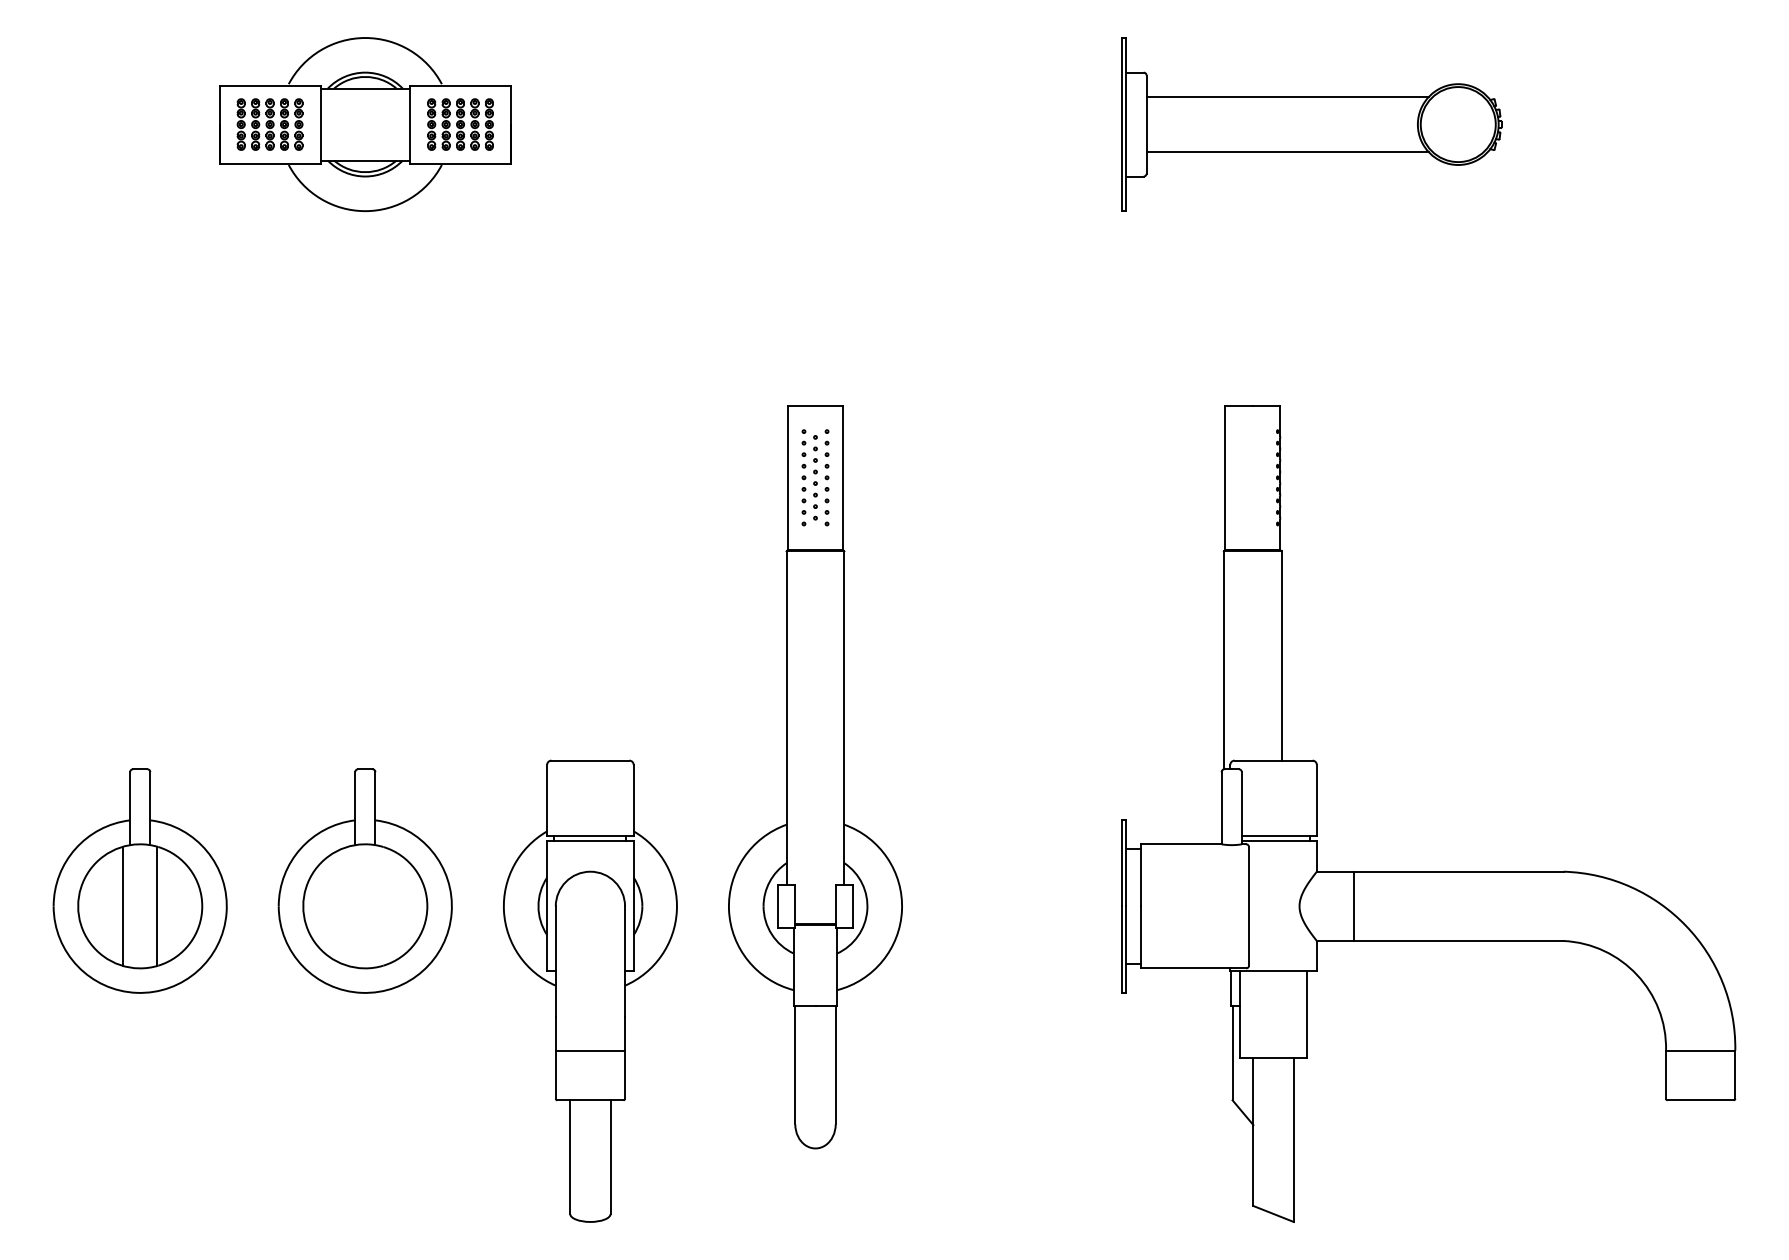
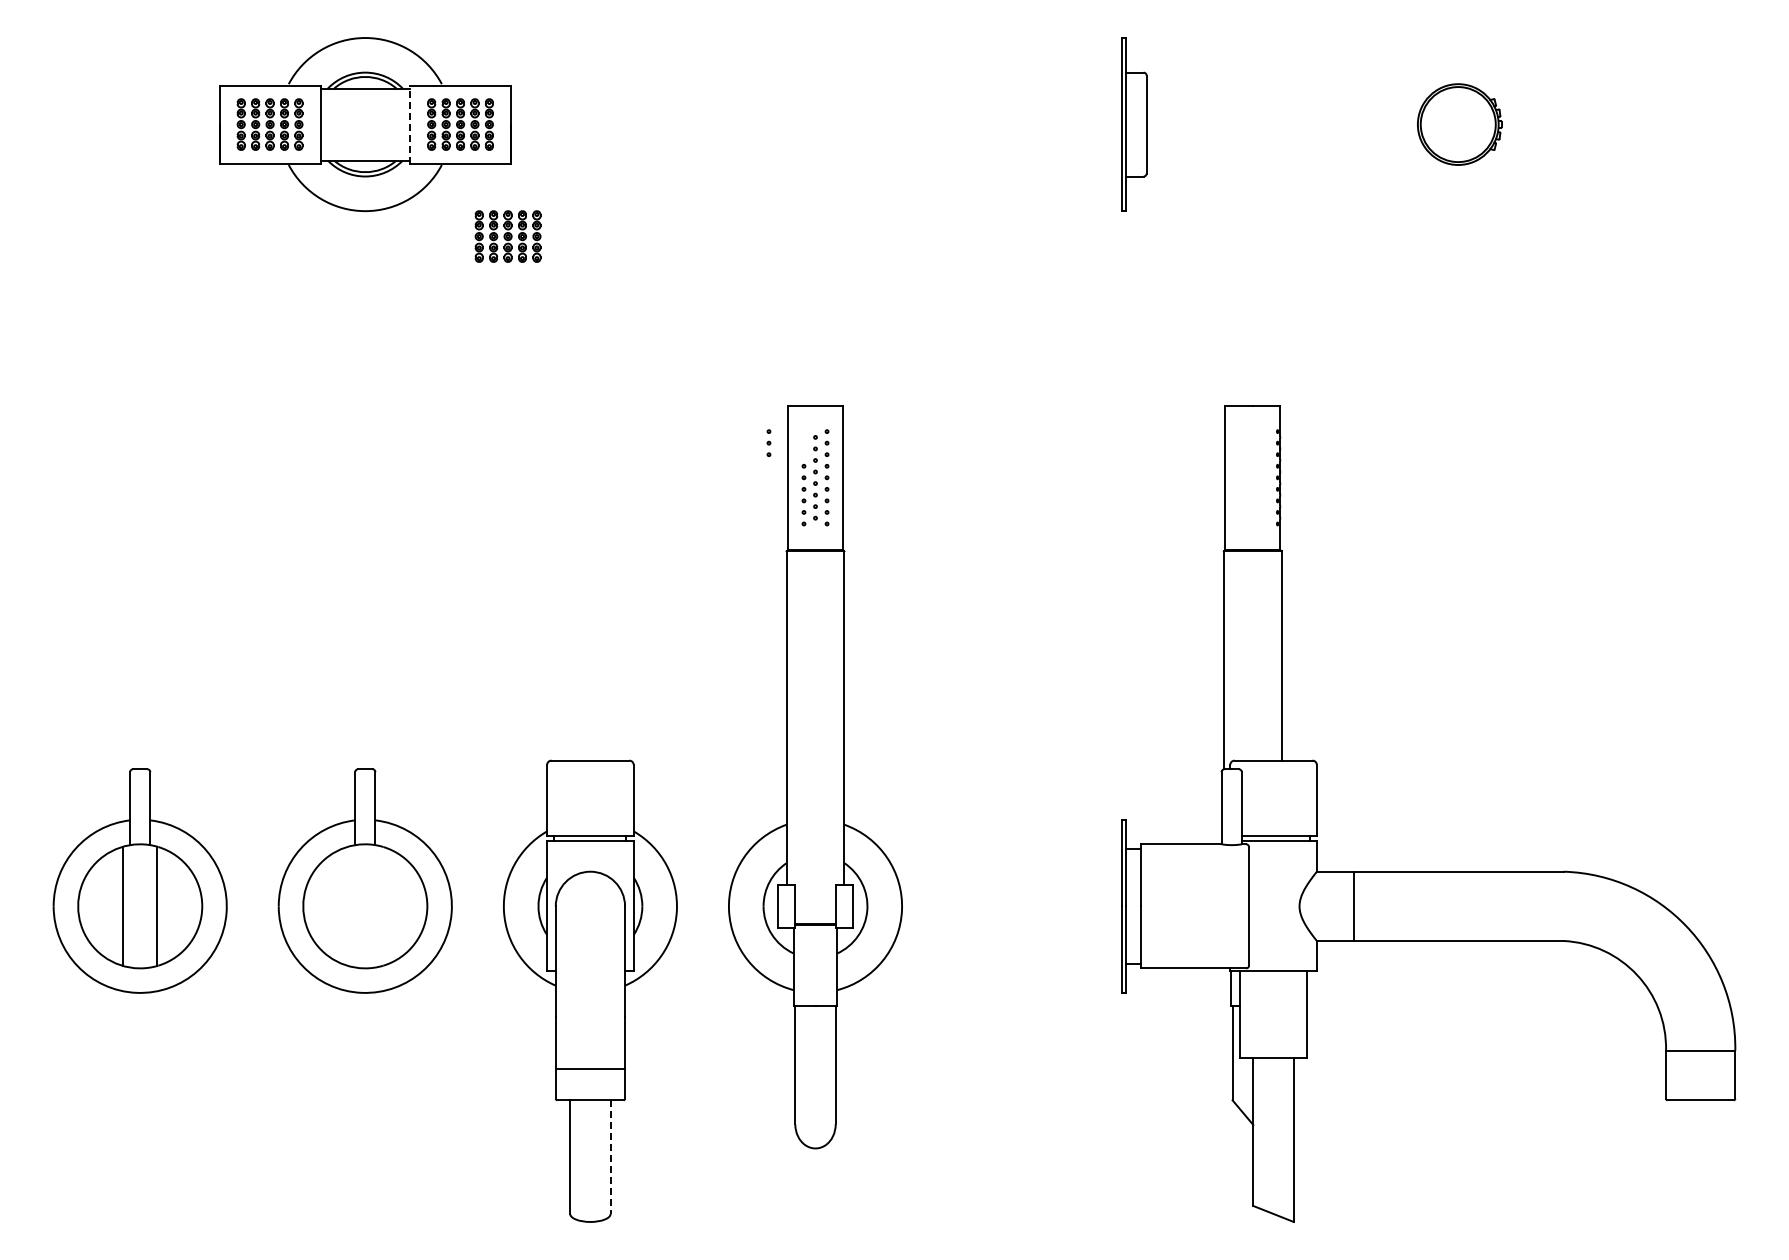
line: present -> none (1287, 97)
line: solid -> dashed (410, 124)
line: present -> none (1287, 152)
part: none -> present (507, 236)
part position: (803, 442) -> (768, 442) (768, 442)
line position: (590, 1050) -> (590, 1068) (590, 1068)
line: solid -> dashed (610, 1157)
